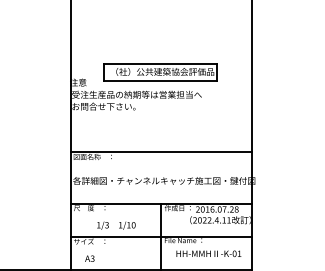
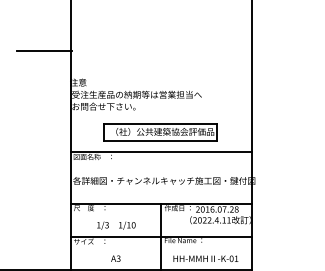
line: none -> present (44, 50)
part position: (160, 72) -> (160, 132) (160, 132)
text position: (208, 253) -> (205, 258) (205, 258)
text position: (89, 258) -> (115, 258) (115, 258)
